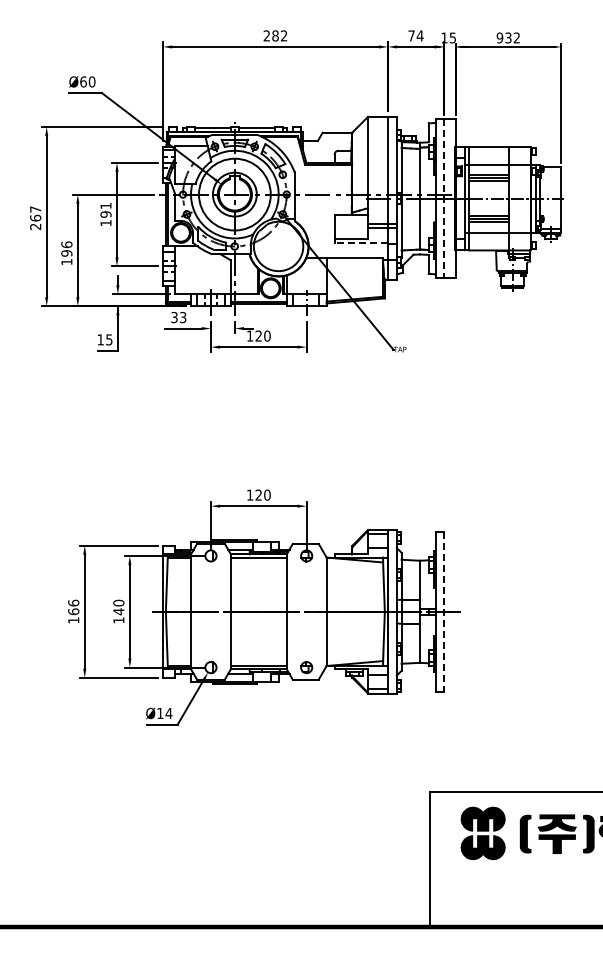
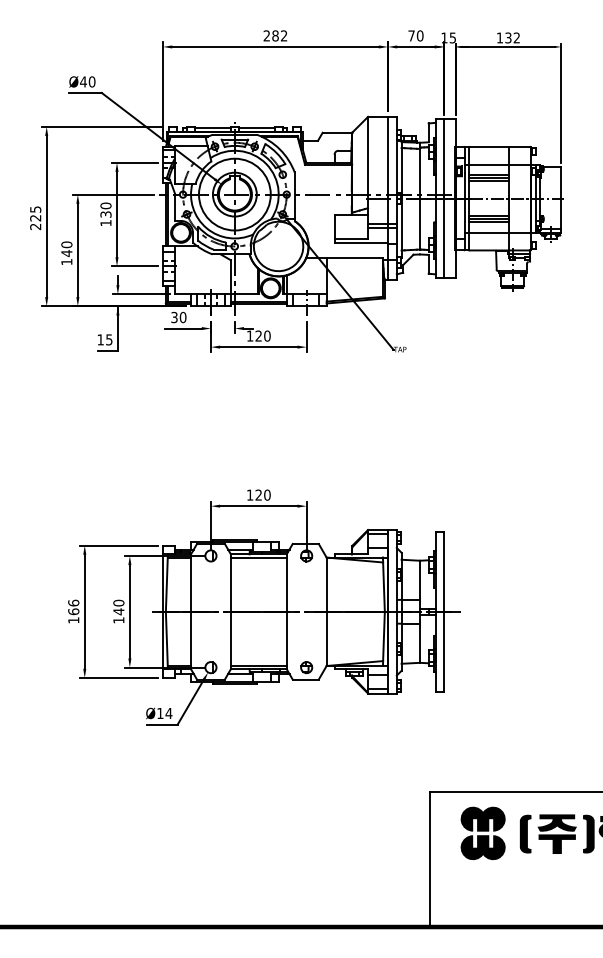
text: 74 -> 70 (419, 35)
text: 932 -> 132 (499, 37)
text: Ø60 -> Ø40 (83, 81)
line: dashed -> solid (443, 198)
text: 191 -> 130 (105, 209)
text: 267 -> 225 (35, 213)
line: dashed -> solid (361, 243)
text: 196 -> 140 (66, 248)
text: 33 -> 30 (182, 317)
line: dashed -> solid (443, 611)
